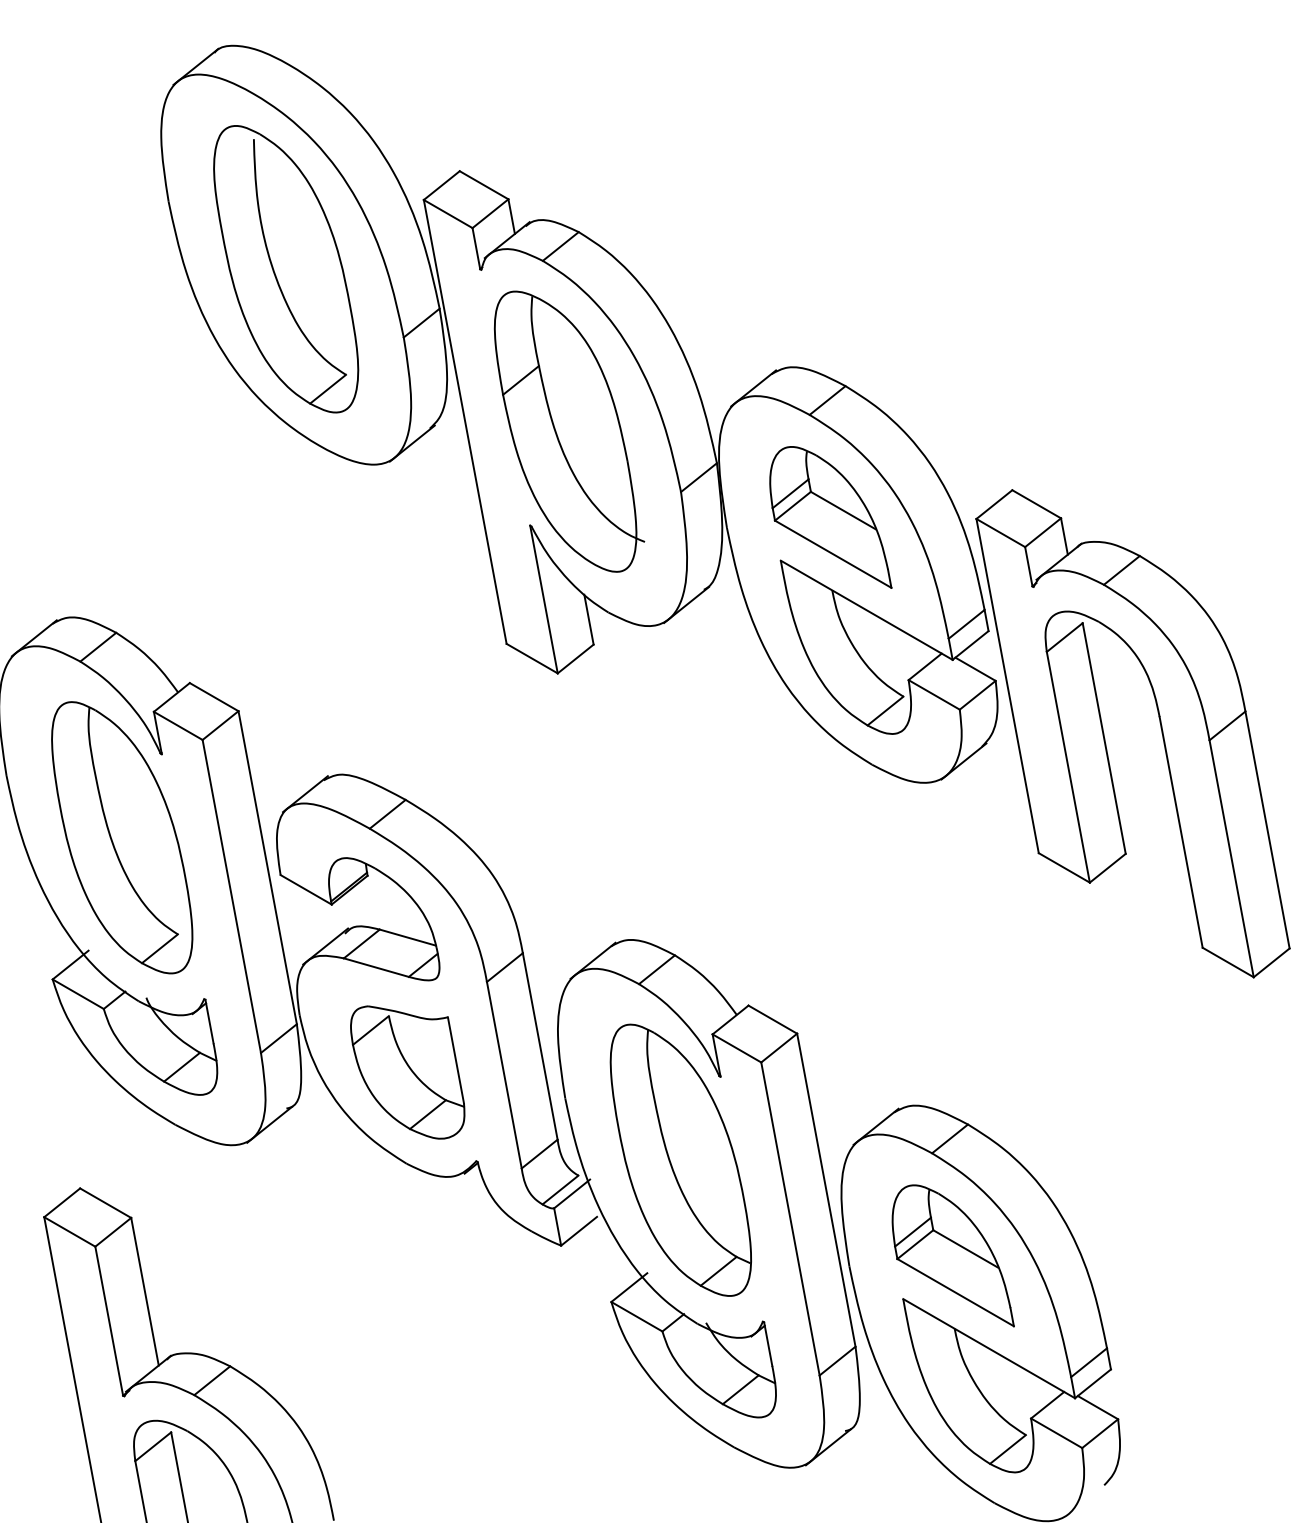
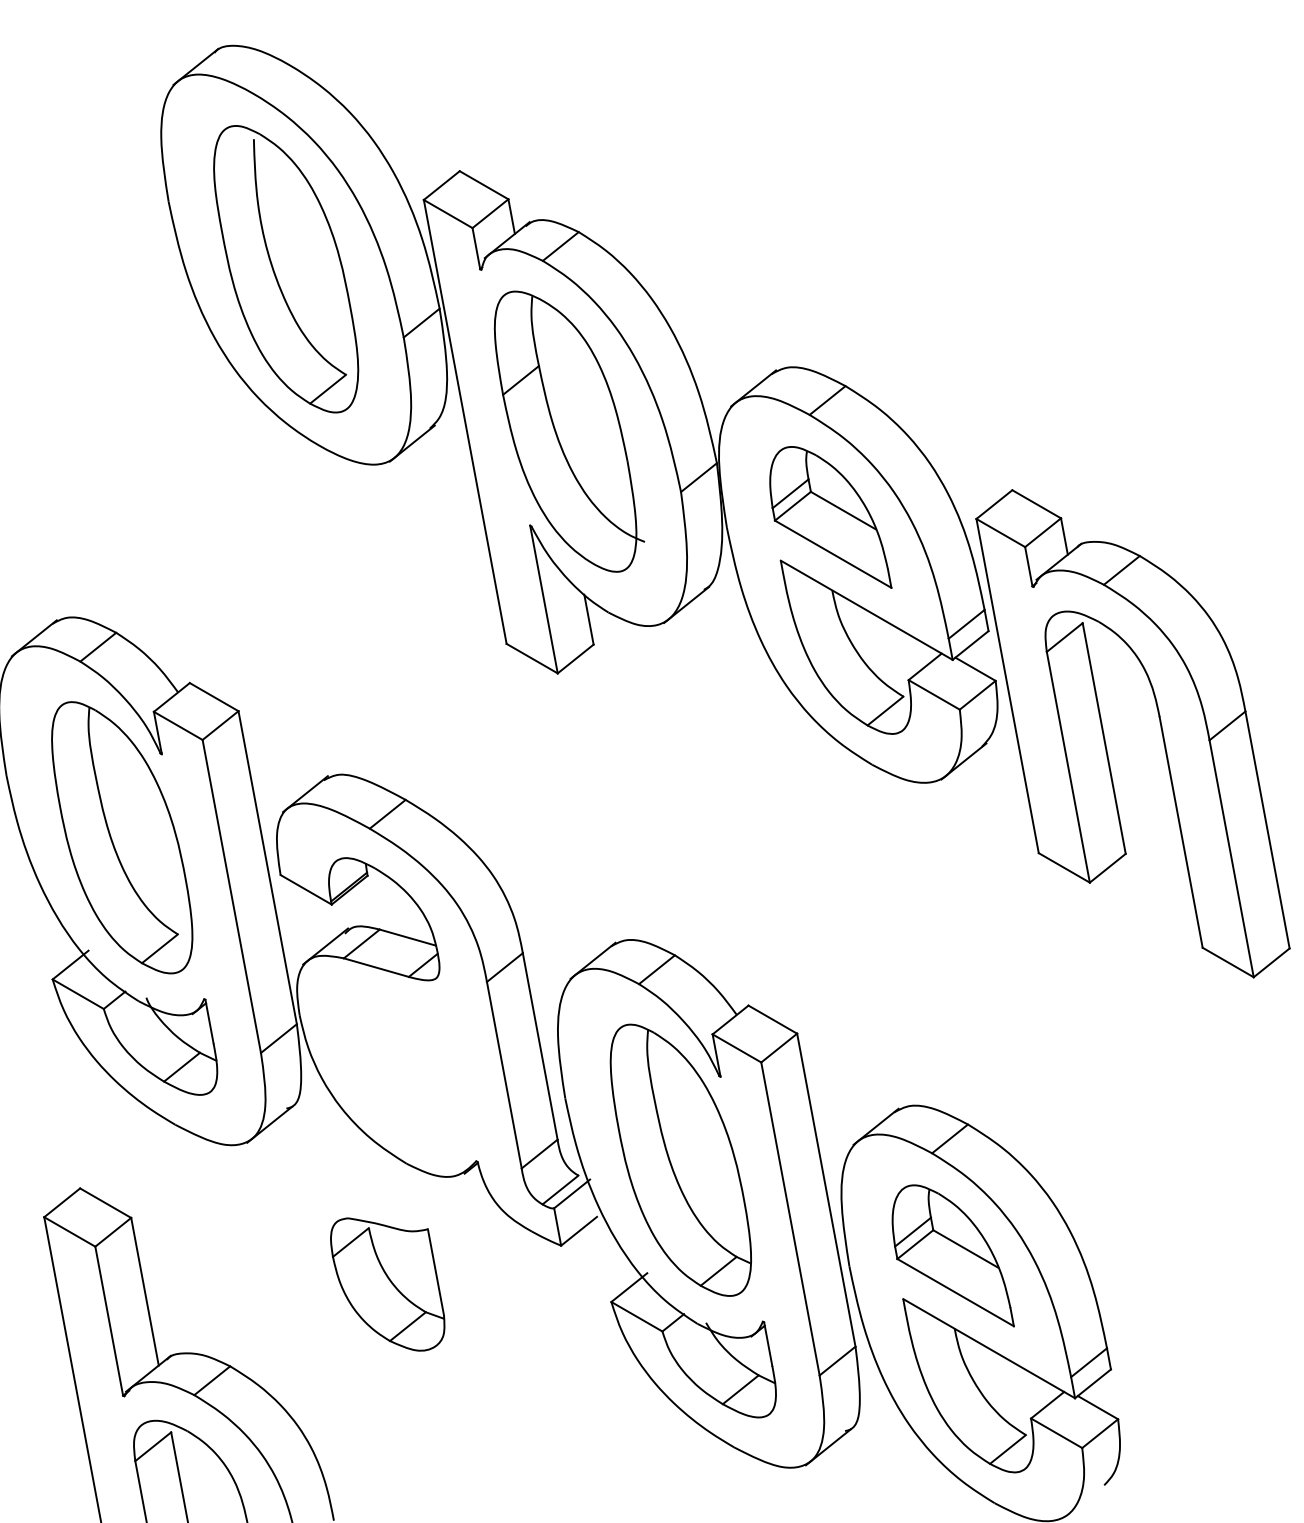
part position: (407, 1072) -> (387, 1284) (387, 1284)
